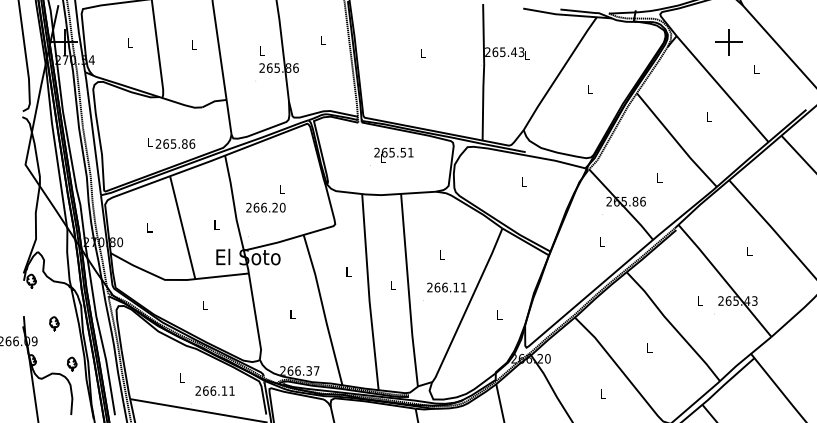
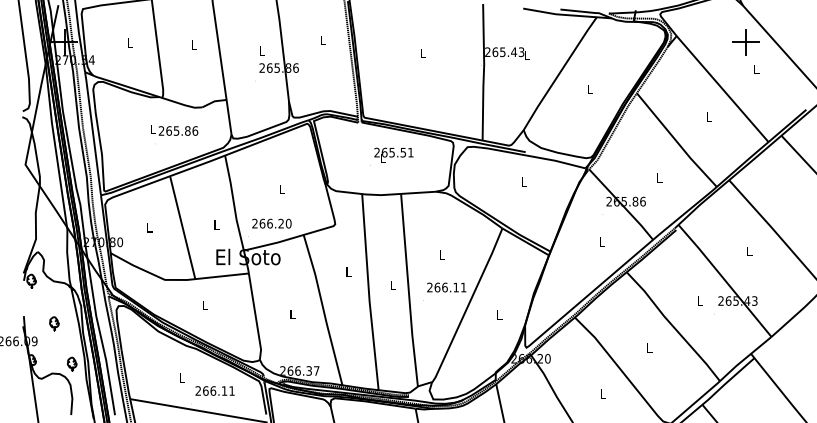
part position: (728, 42) -> (745, 42) (745, 42)
text position: (171, 143) -> (174, 130) (174, 130)
text position: (265, 207) -> (271, 223) (271, 223)
